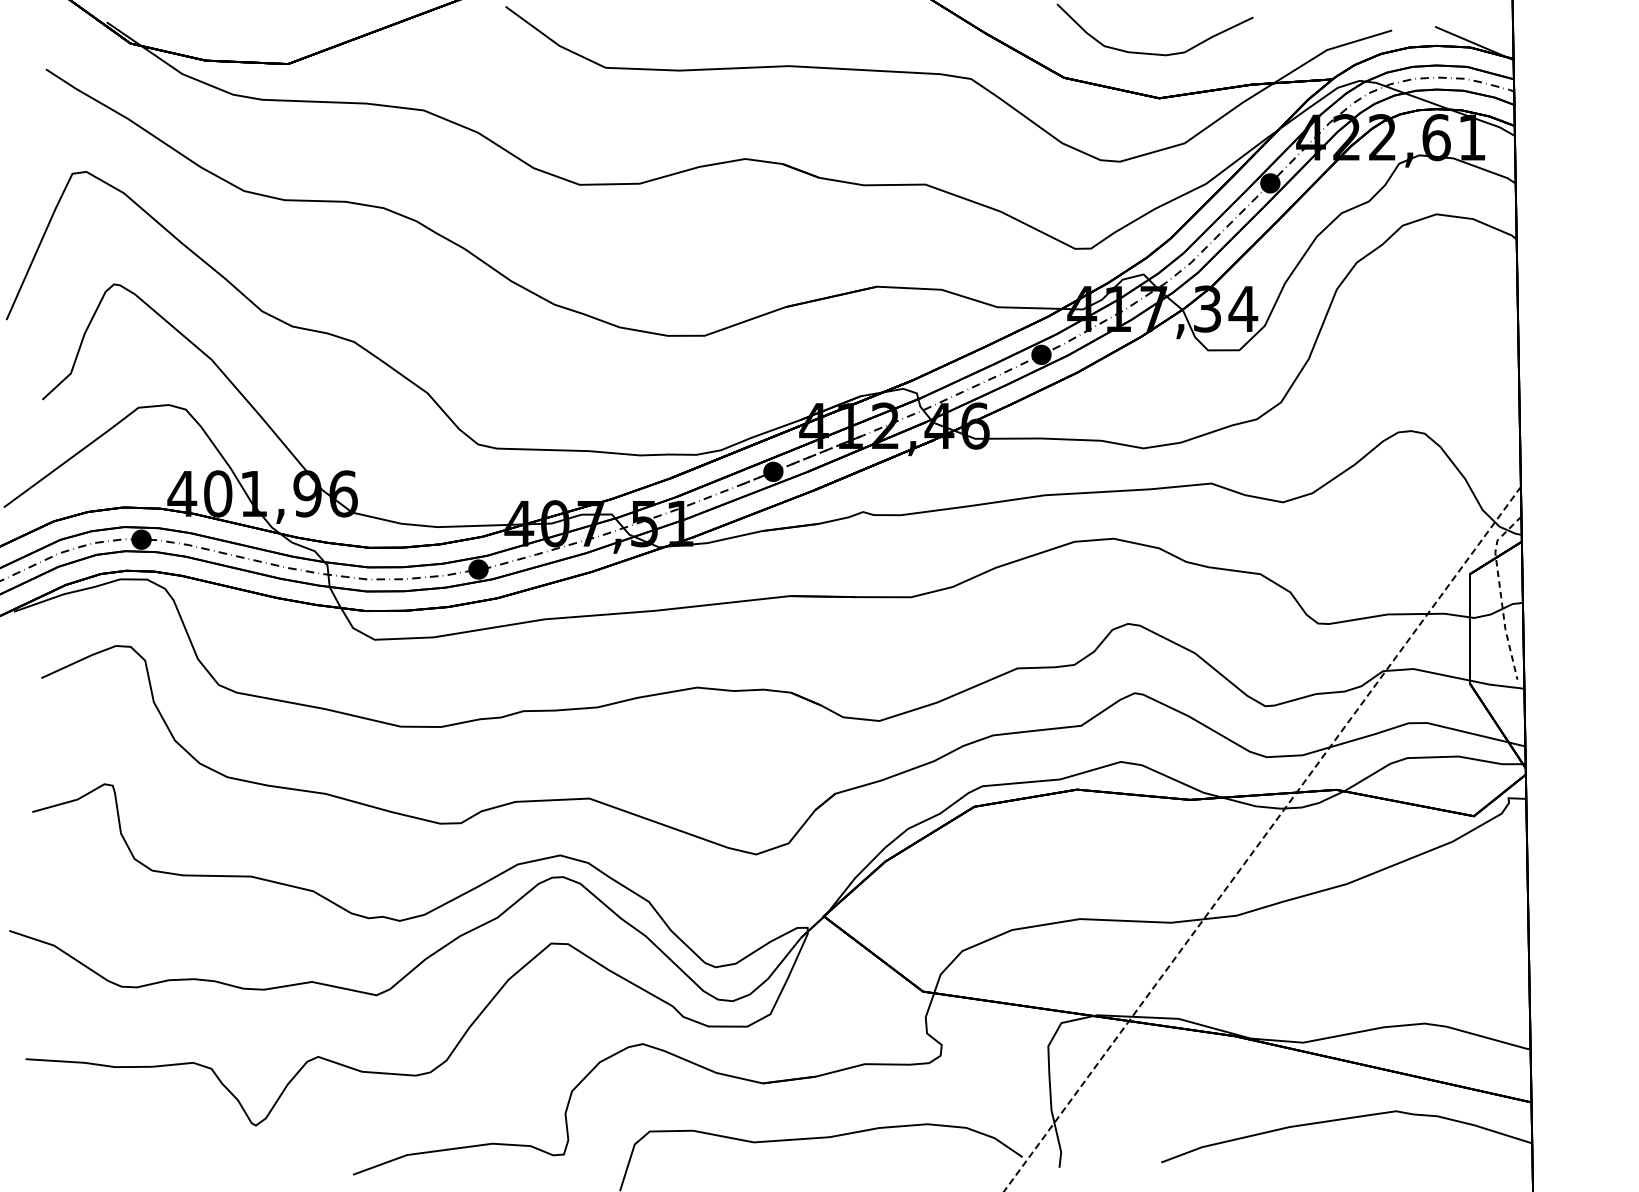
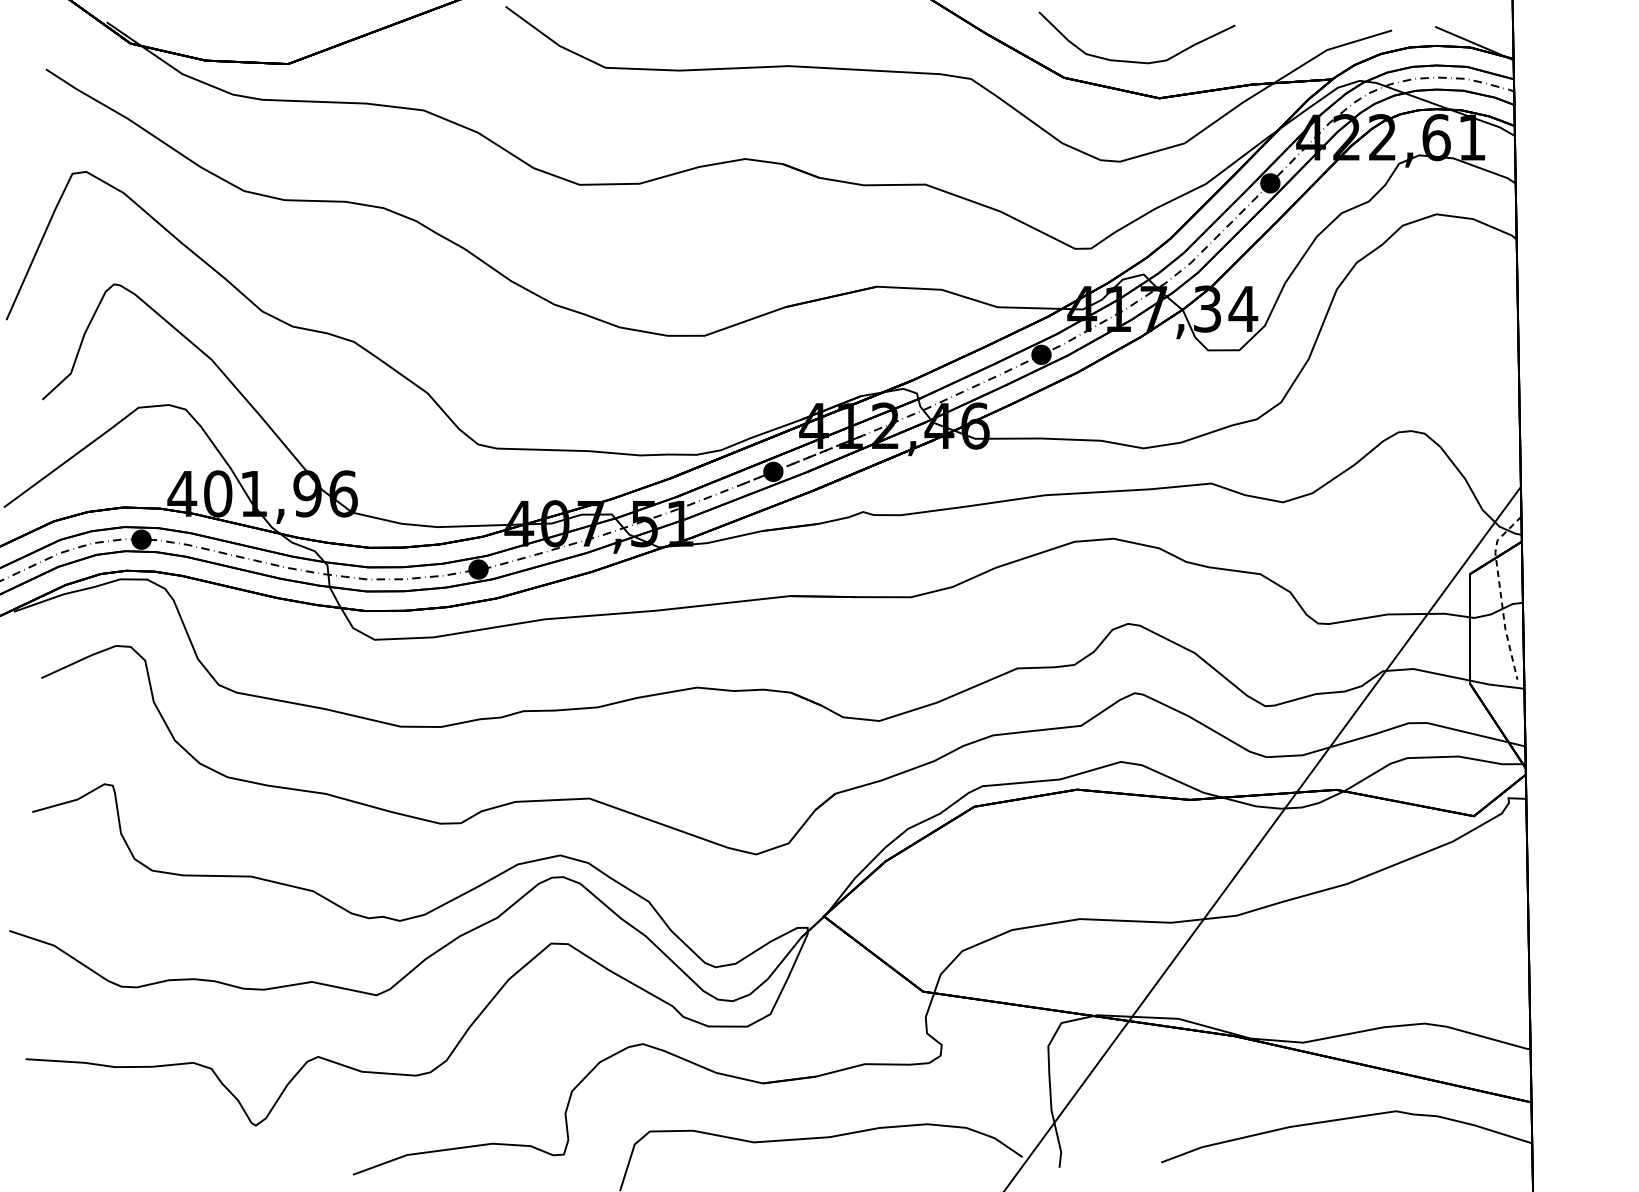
curve position: (1154, 53) -> (1136, 61) (1136, 61)
line: dashed -> solid (1262, 839)
